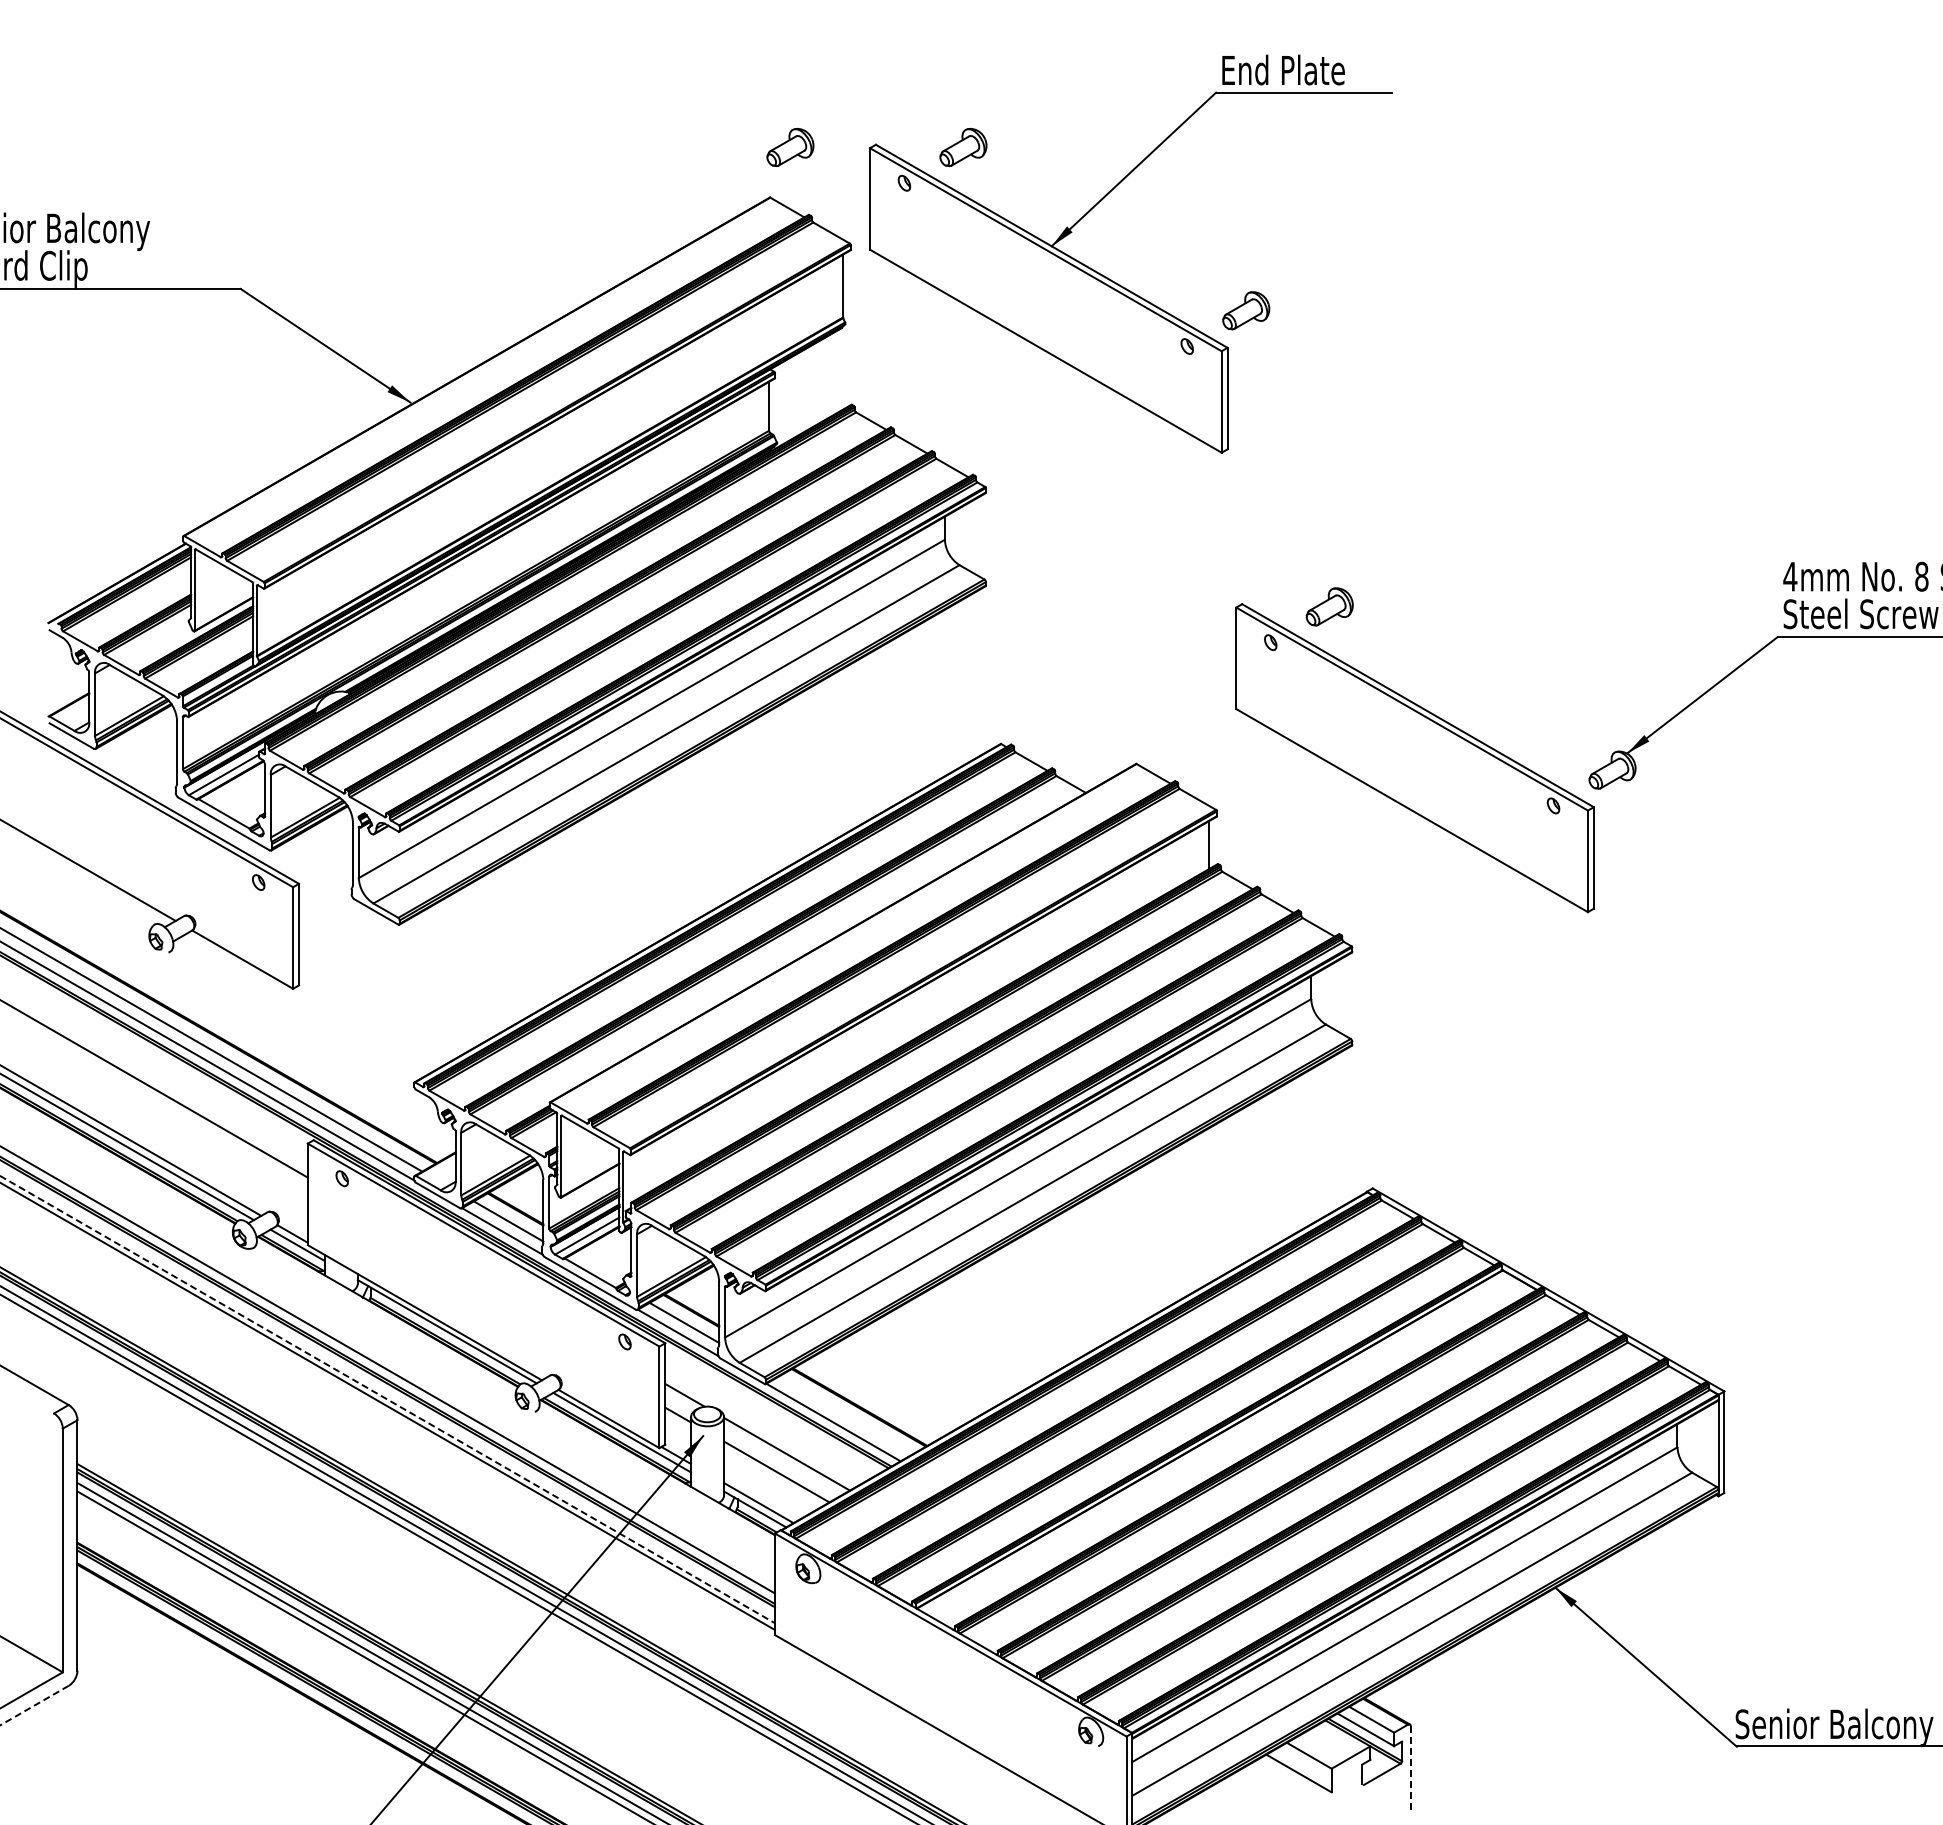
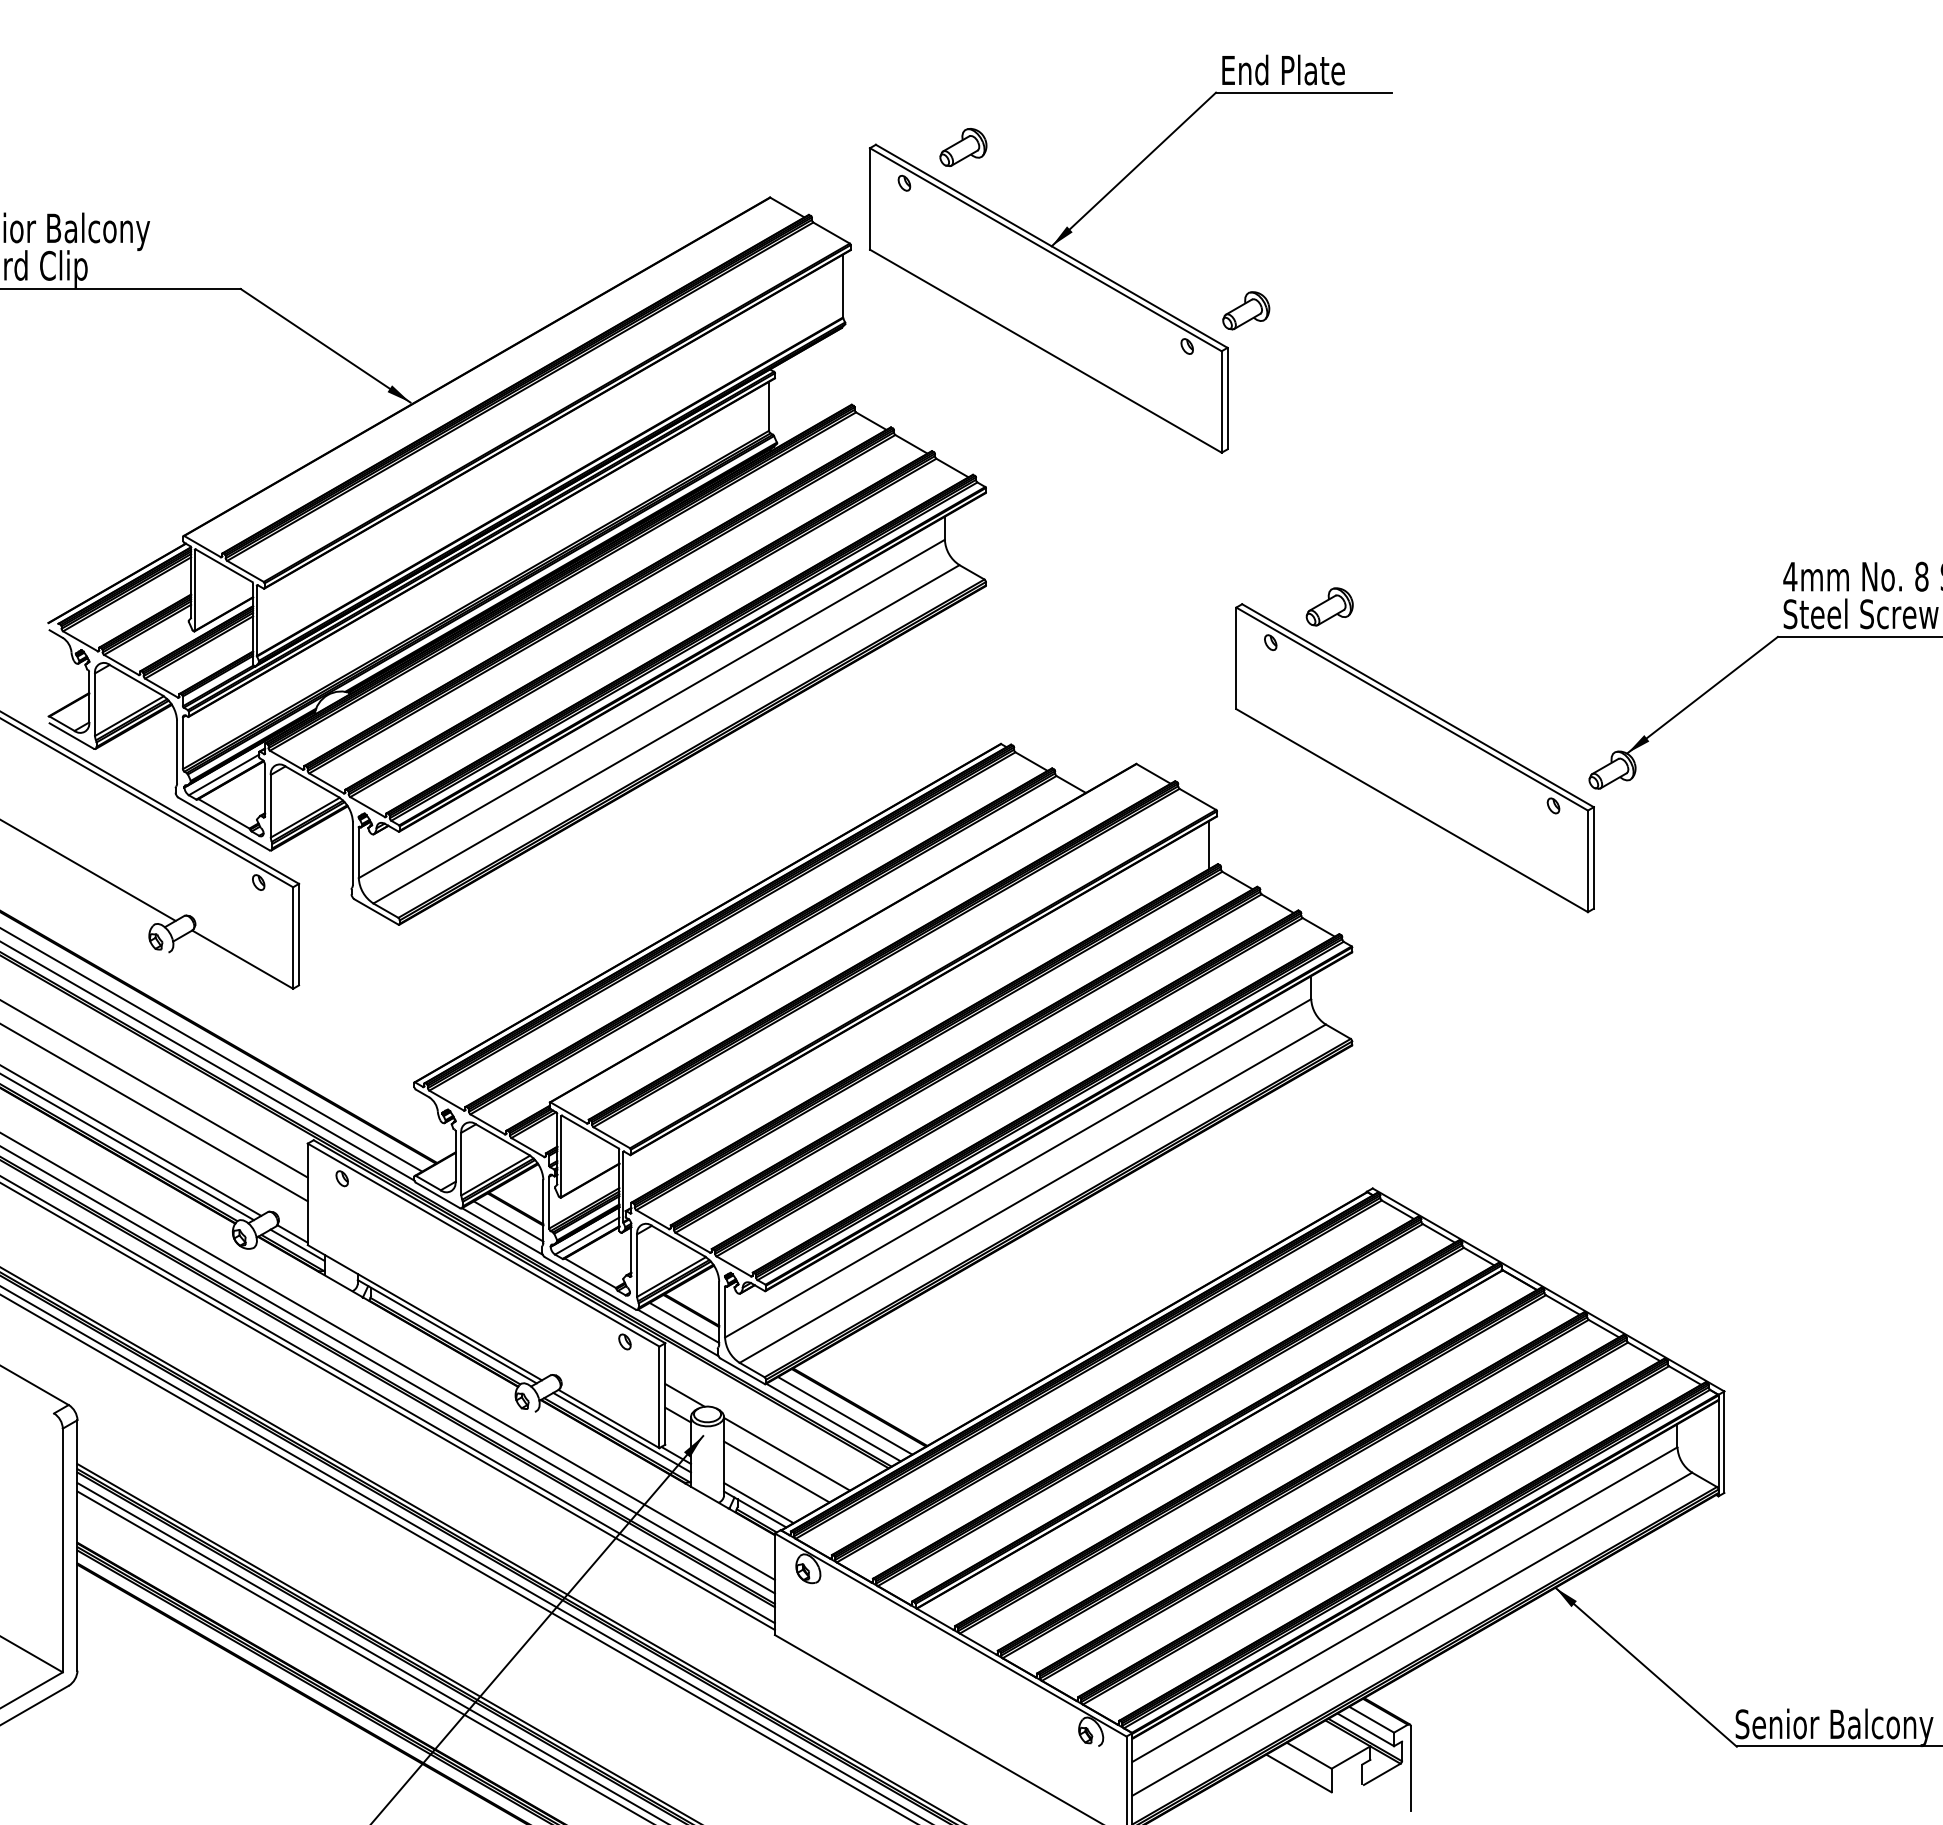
part: present -> none (790, 147)
line: none -> present (154, 1113)
line: none -> present (388, 1356)
line: dashed -> solid (387, 1399)
line: none -> present (845, 1415)
line: dashed -> solid (34, 1705)
line: dashed -> solid (1410, 1769)
